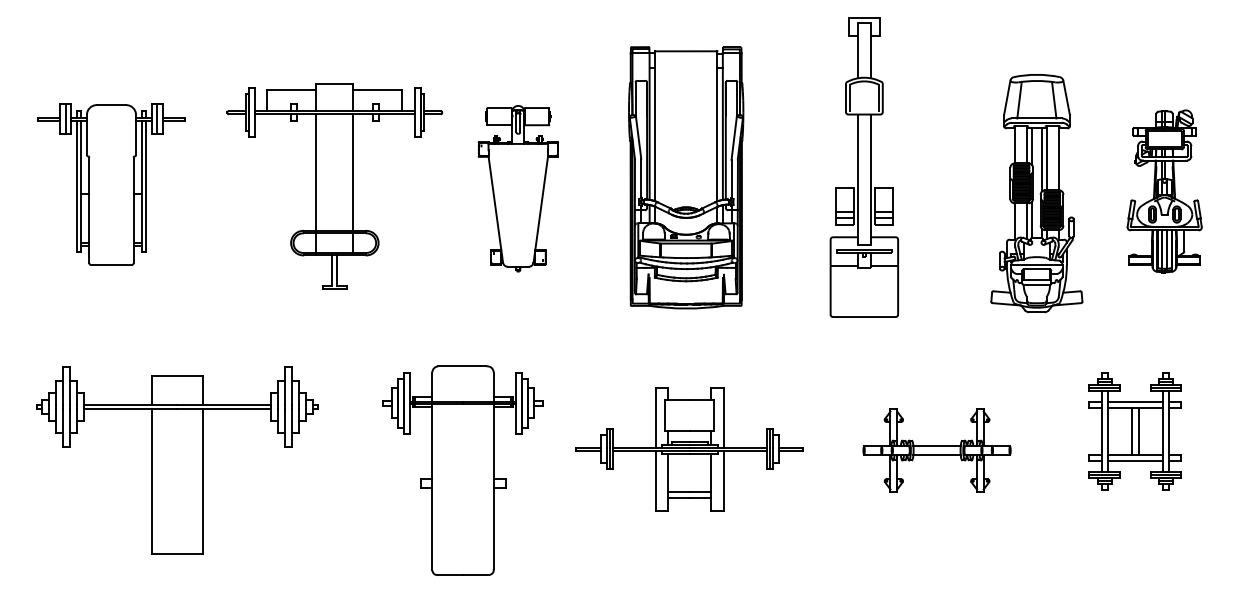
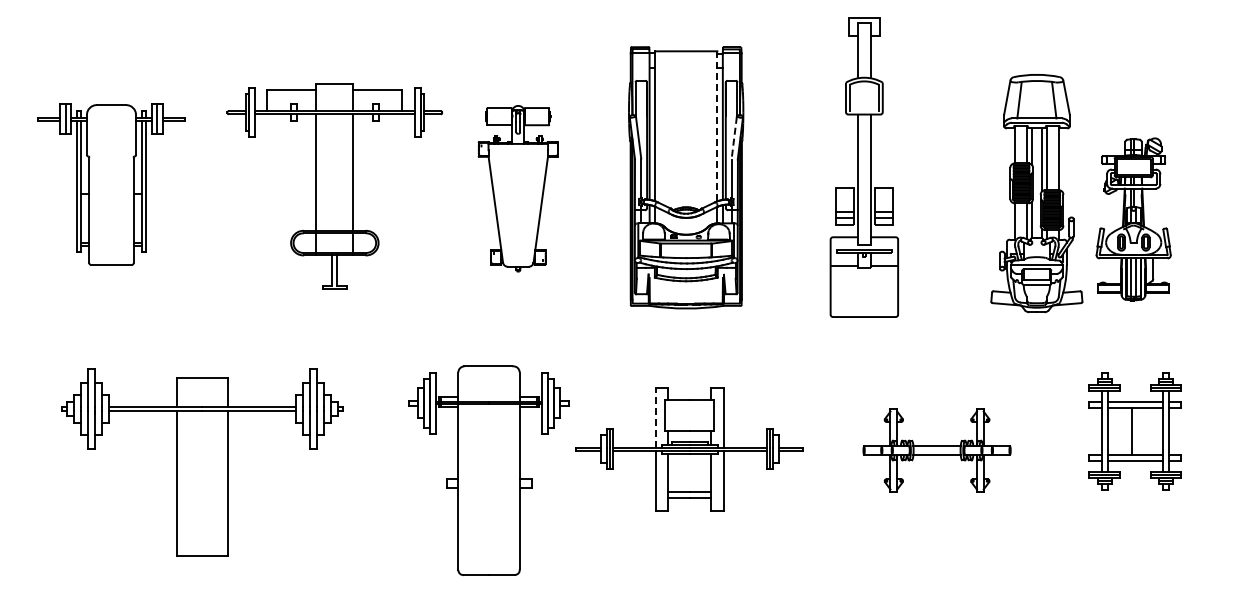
line: solid -> dashed (717, 126)
line: solid -> dashed (734, 138)
part position: (1164, 191) -> (1133, 219) (1133, 219)
line: solid -> dashed (656, 417)
line: present -> none (1139, 431)
part position: (177, 460) -> (202, 462) (202, 462)
part position: (462, 470) -> (488, 470) (488, 470)
